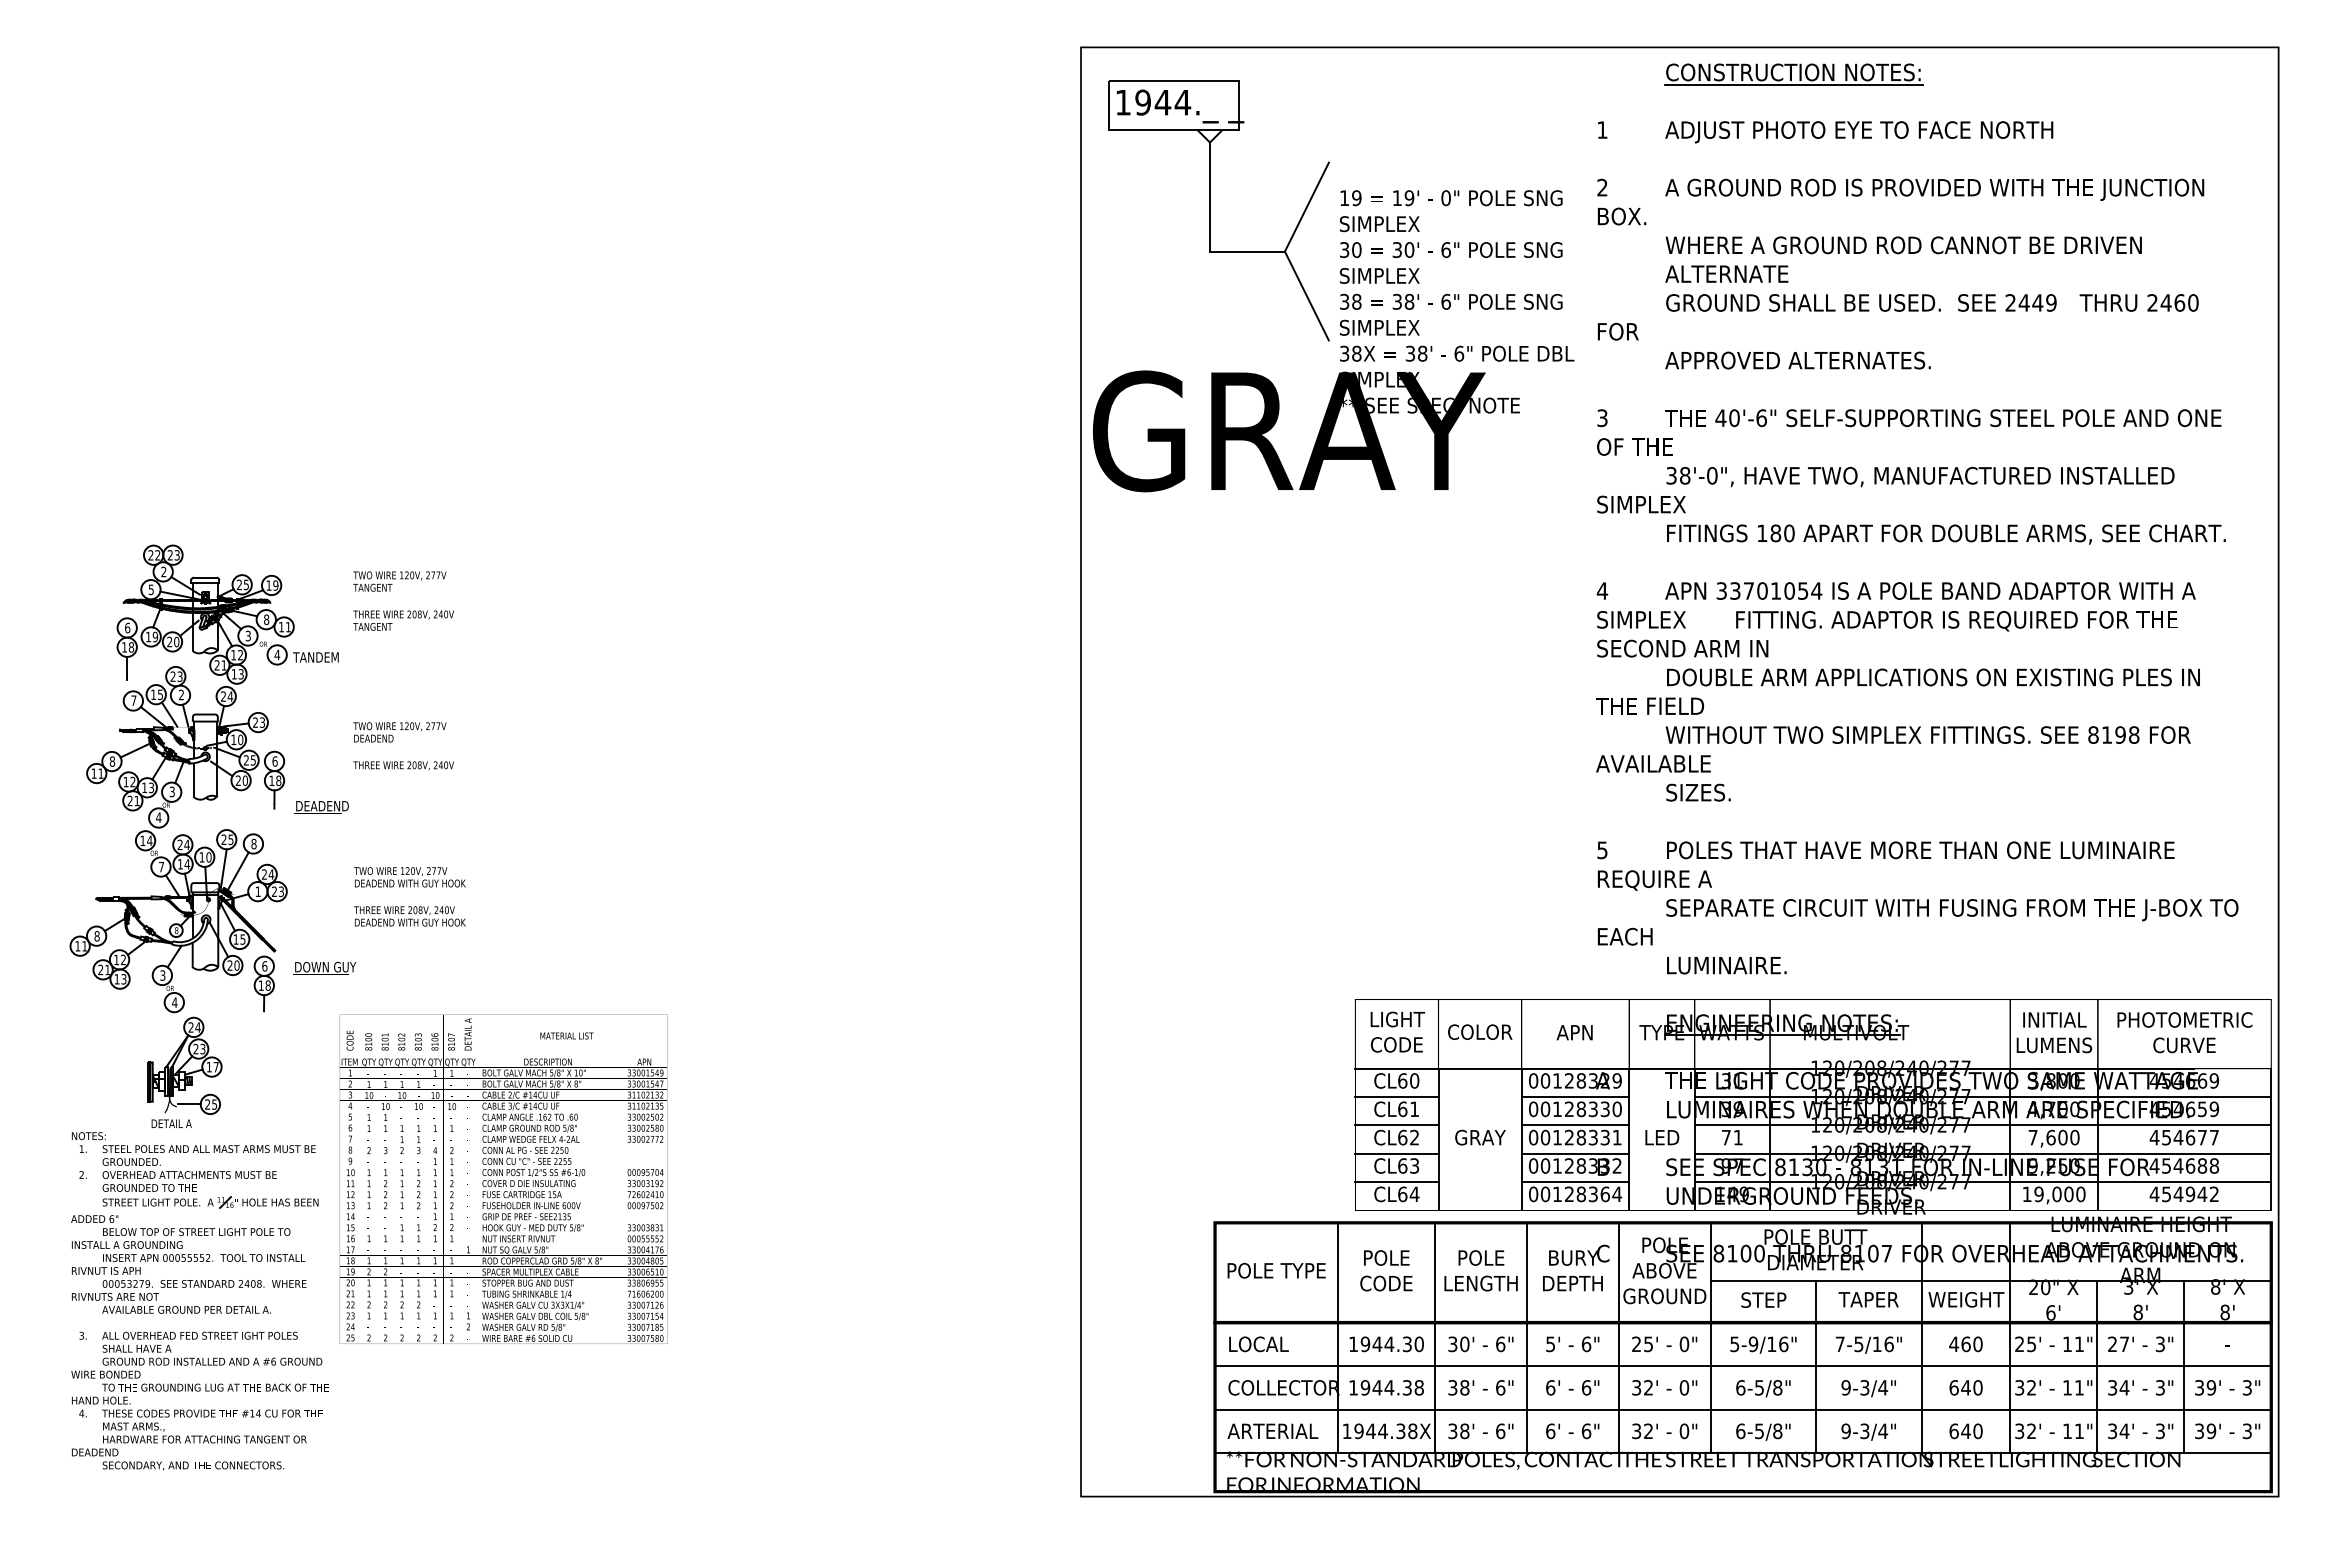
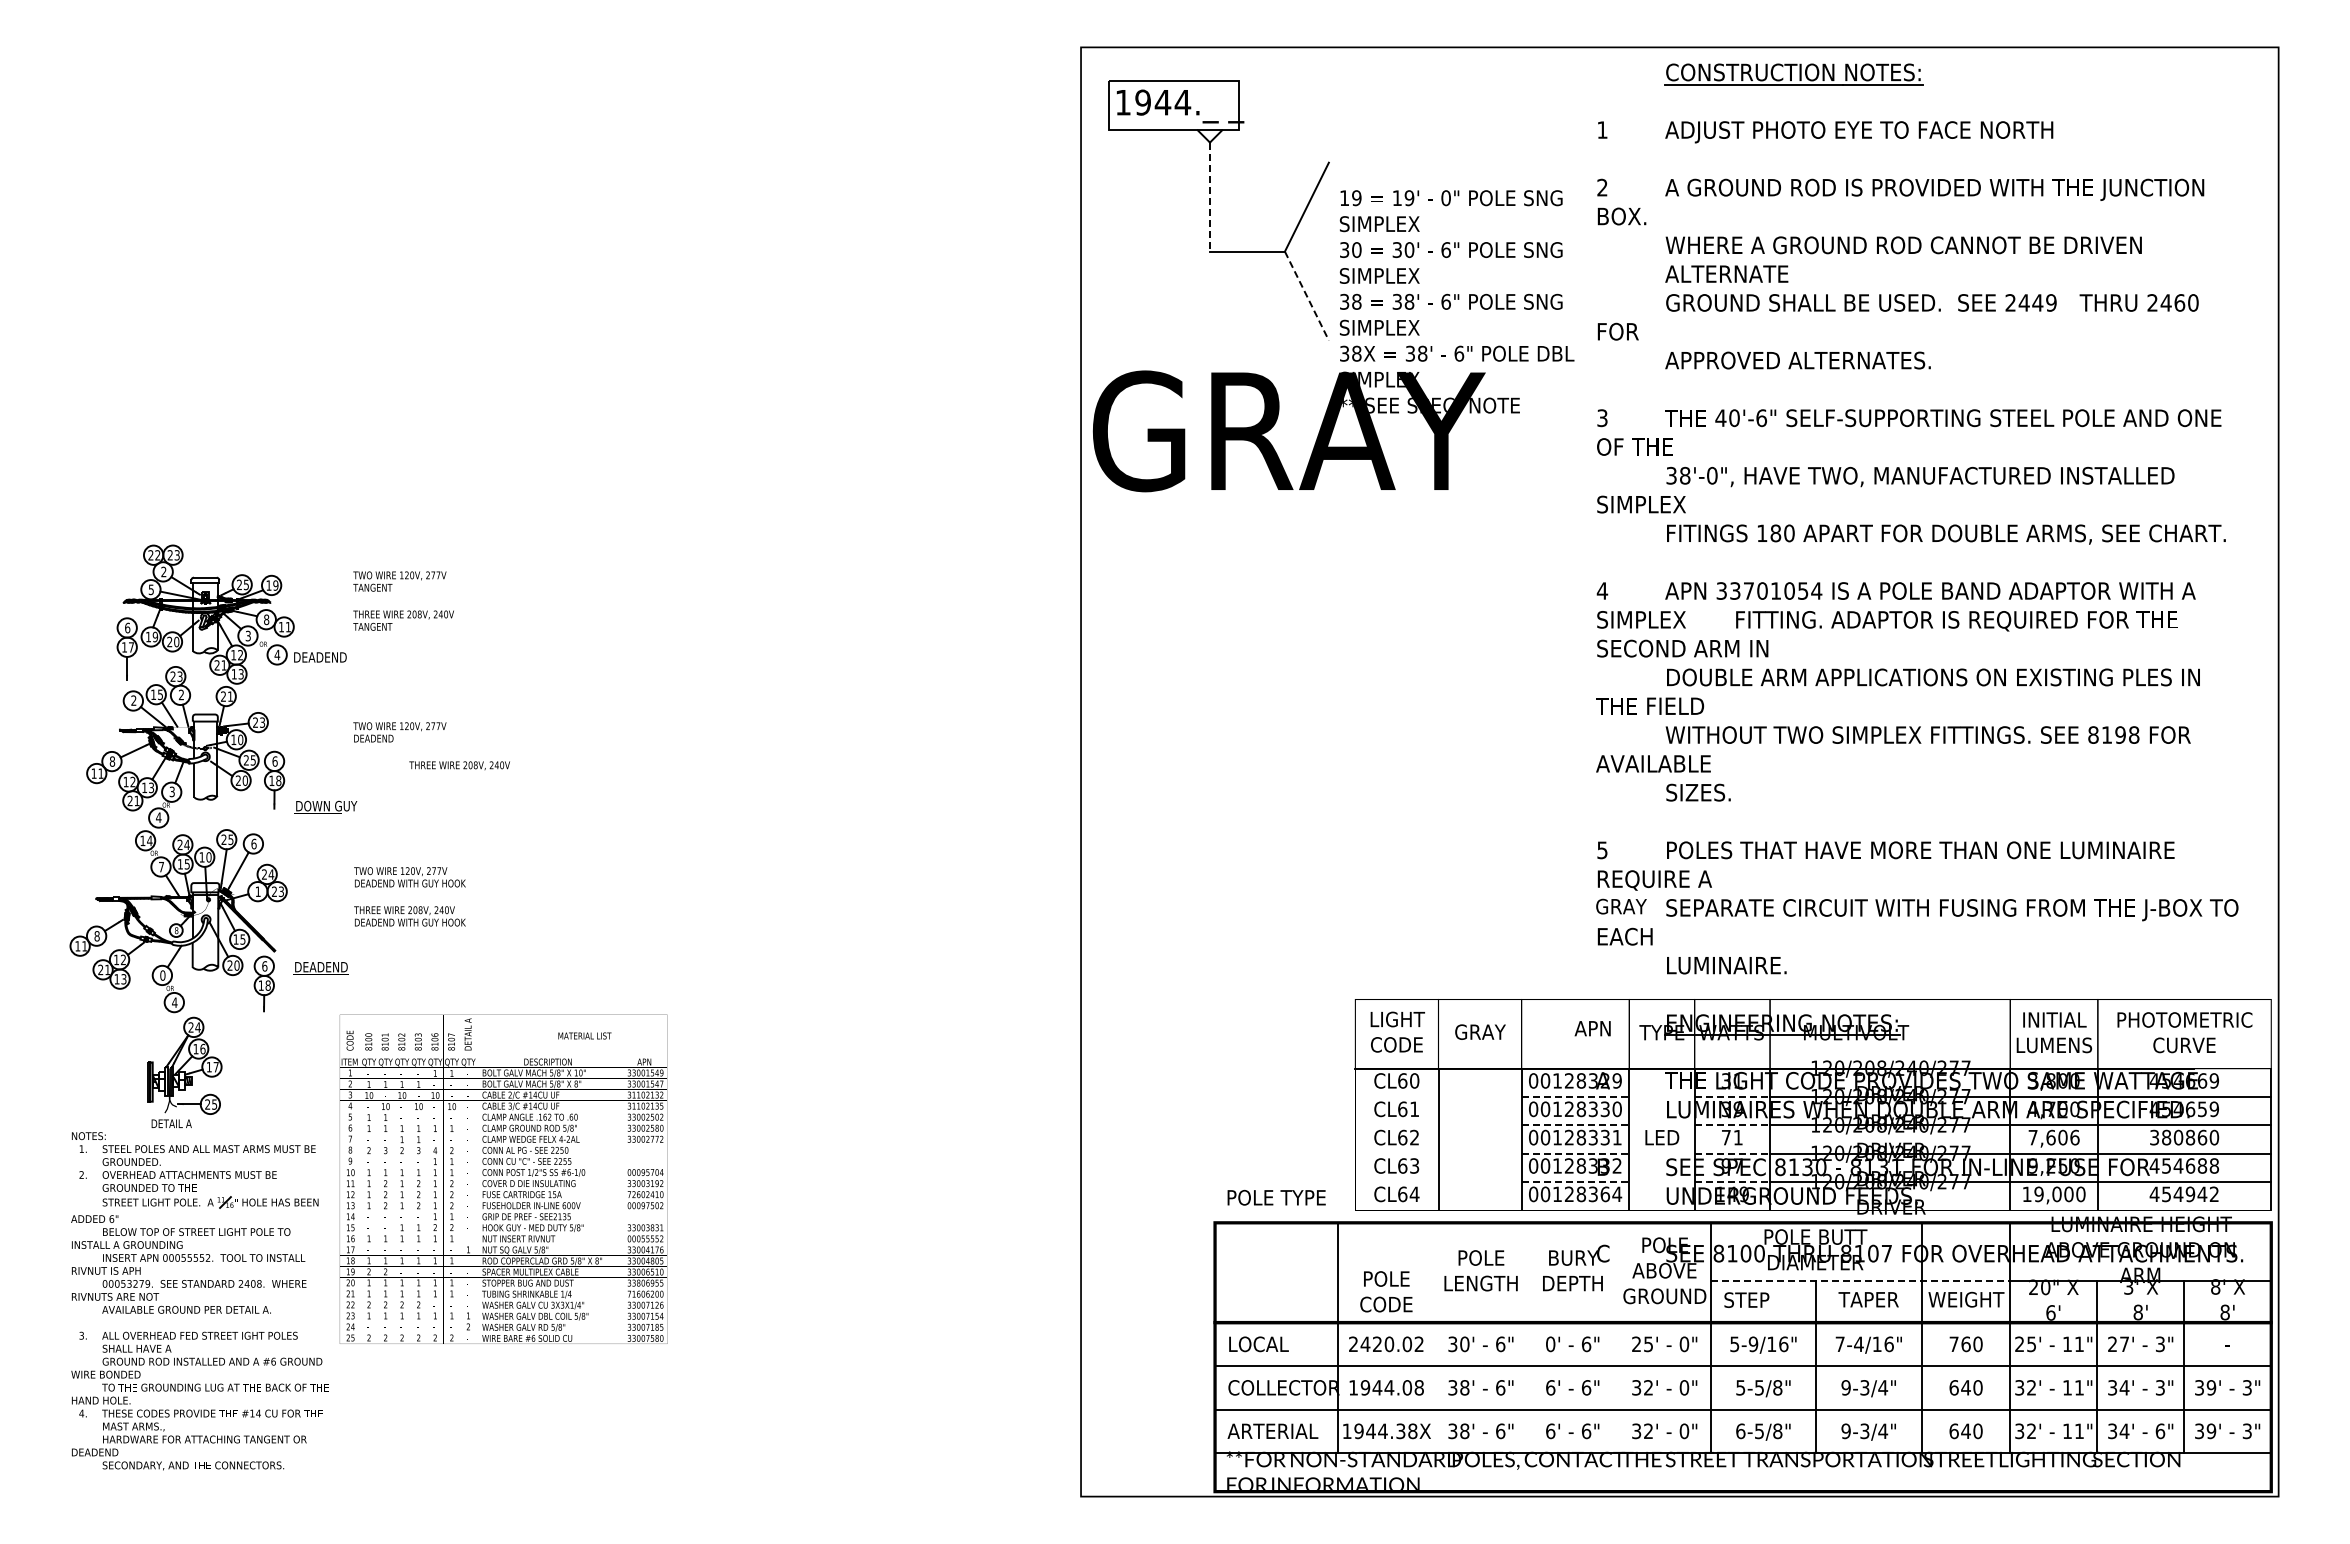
line: solid -> dashed (1209, 197)
line: solid -> dashed (1306, 296)
text: 18 -> 17 (131, 647)
text: TANDEM -> DEADEND (319, 657)
text: 24 -> 21 (230, 696)
text: 7 -> 2 (133, 700)
text position: (403, 765) -> (459, 765) (459, 765)
text: DEADEND -> DOWN GUY (330, 805)
text: 8 -> 6 (253, 843)
text: 14 -> 15 (187, 864)
text: DOWN GUY -> DEADEND (329, 966)
text: 3 -> 0 (162, 975)
text: COLOR -> GRAY (1480, 1031)
text position: (1574, 1032) -> (1592, 1028) (1592, 1028)
text position: (566, 1035) -> (584, 1035) (584, 1035)
text: 23 -> 16 (199, 1048)
line: present -> none (1396, 1097)
line: solid -> dashed (1575, 1097)
line: solid -> dashed (1732, 1097)
line: present -> none (1396, 1125)
line: solid -> dashed (1575, 1125)
line: solid -> dashed (1732, 1125)
text position: (1480, 1137) -> (1621, 906) (1621, 906)
text: 7,600 -> 7,606 (2074, 1137)
text: 454677 -> 380860 (2184, 1137)
line: present -> none (1396, 1153)
line: solid -> dashed (1575, 1153)
line: solid -> dashed (1732, 1153)
line: present -> none (1396, 1182)
line: solid -> dashed (1575, 1182)
line: solid -> dashed (1732, 1182)
text position: (1276, 1270) -> (1276, 1197) (1276, 1197)
text position: (1386, 1270) -> (1386, 1291) (1386, 1291)
line: solid -> dashed (1860, 1280)
text position: (1763, 1299) -> (1746, 1299) (1746, 1299)
line: present -> none (1435, 1337)
line: present -> none (1527, 1337)
line: present -> none (1618, 1337)
text: 460 -> 760 (1954, 1343)
text: 1944.30 -> 2420.02 (1386, 1344)
text: 5' -> 0' (1550, 1344)
text: 7-5/16" -> 7-4/16" (1858, 1344)
text: 1944.38 -> 1944.08 (1407, 1387)
text: 6-5/8" -> 5-5/8" (1740, 1387)
text: 3" -> 6" (2160, 1431)
